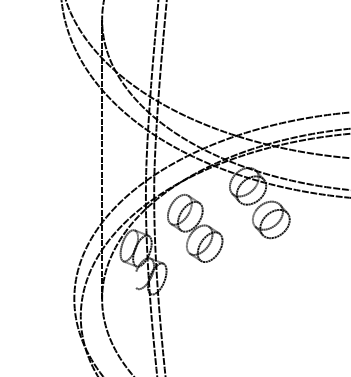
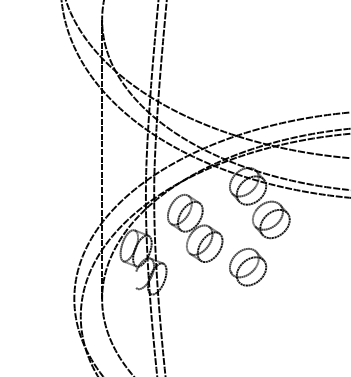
part: none -> present (248, 267)
